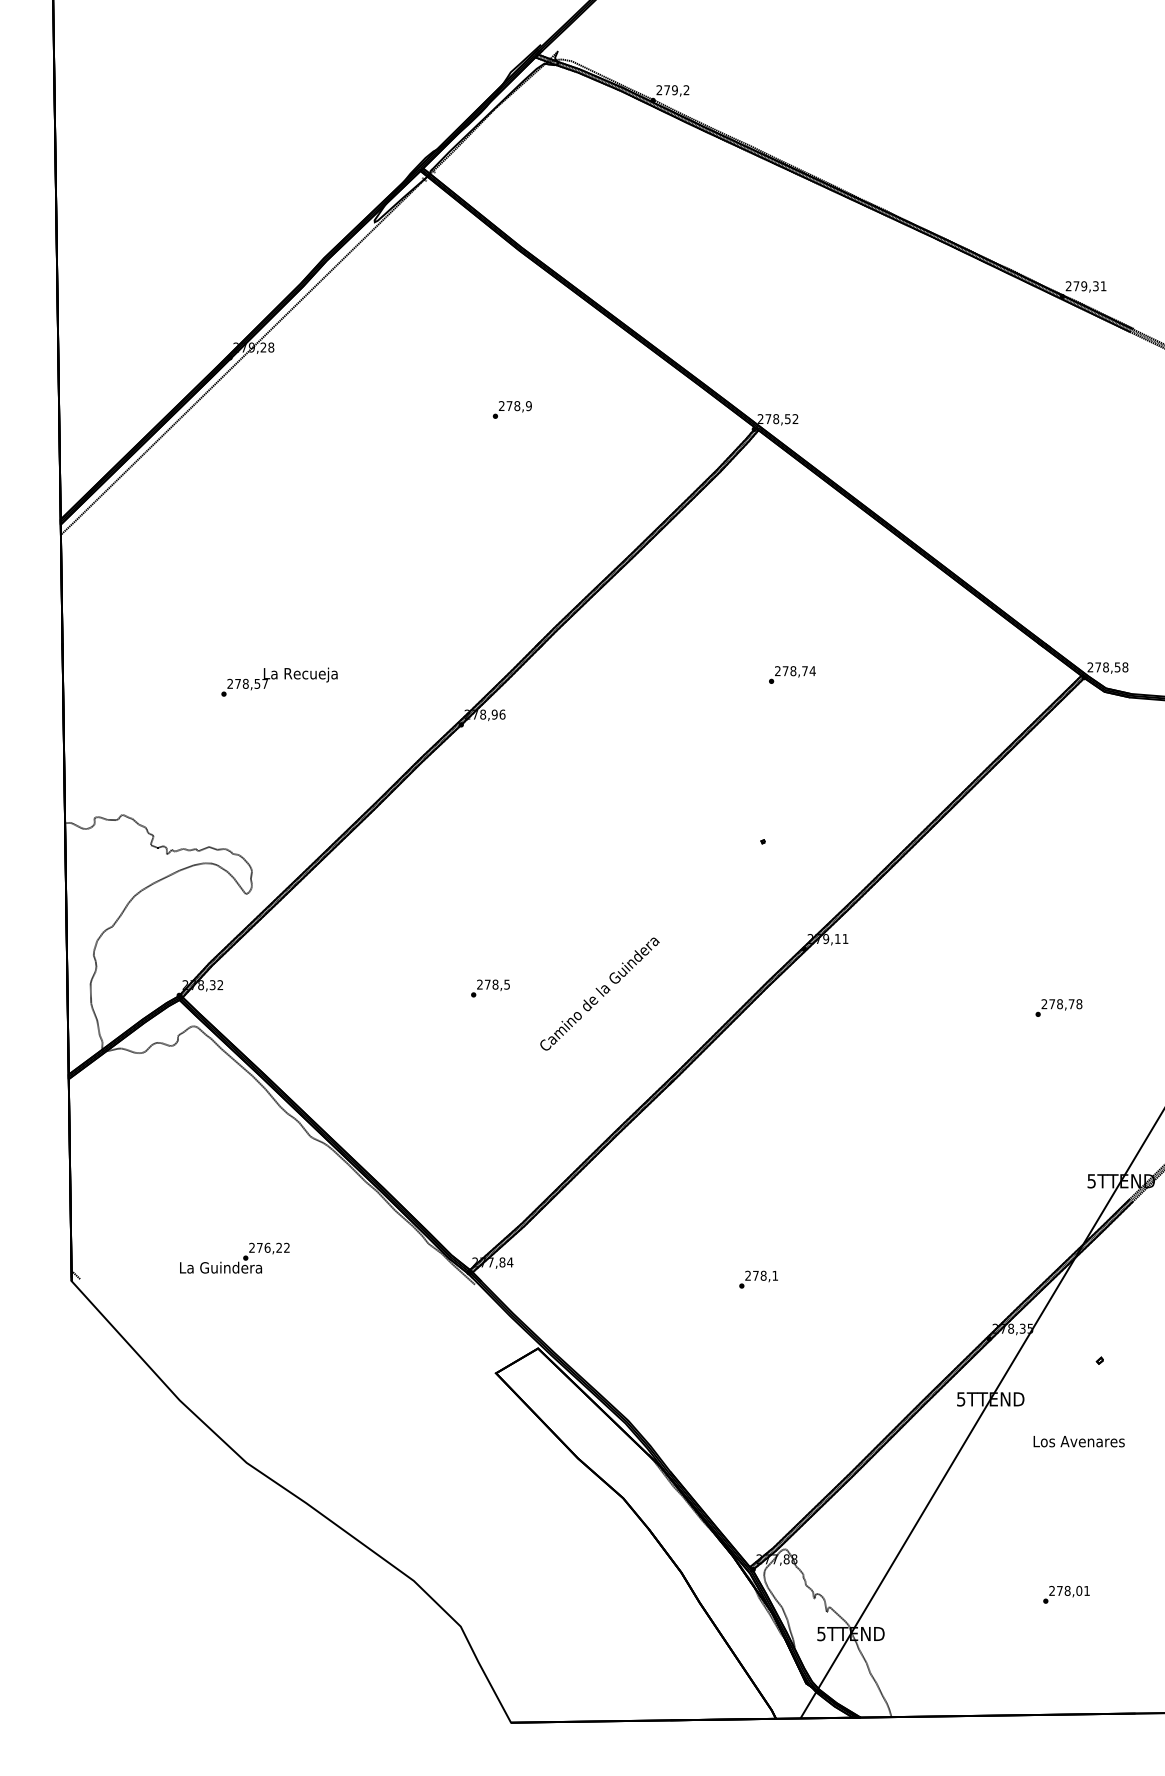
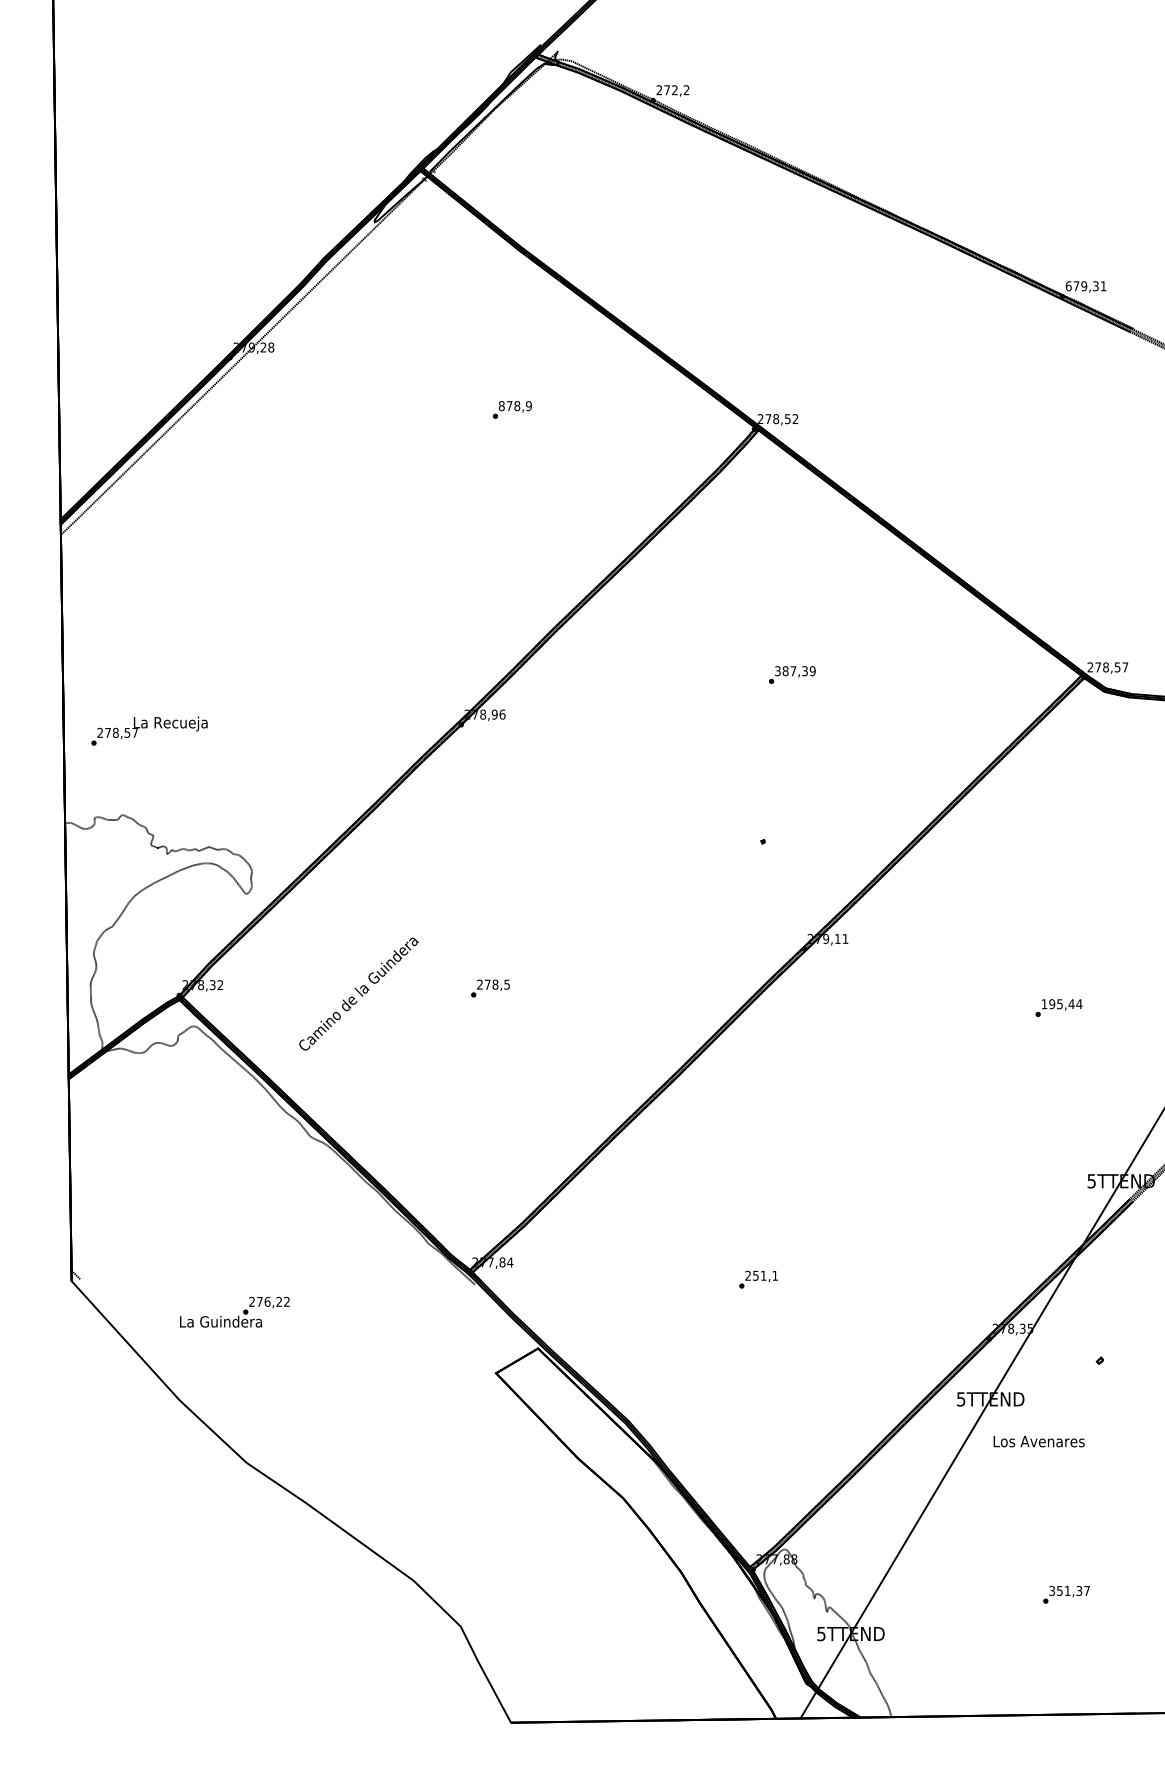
text: 279,2 -> 272,2 (674, 90)
text: 279,31 -> 679,31 (1068, 286)
text: 278,9 -> 878,9 (501, 406)
text: 278,58 -> 278,57 (1125, 667)
text: 278,74 -> 387,39 (795, 671)
text position: (279, 681) -> (149, 730) (149, 730)
text position: (599, 993) -> (358, 993) (358, 993)
text: 278,78 -> 195,44 (1061, 1004)
text position: (234, 1257) -> (234, 1311) (234, 1311)
text: 278,1 -> 251,1 (759, 1275)
text position: (1078, 1441) -> (1038, 1441) (1038, 1441)
text: 278,01 -> 351,37 (1069, 1590)
